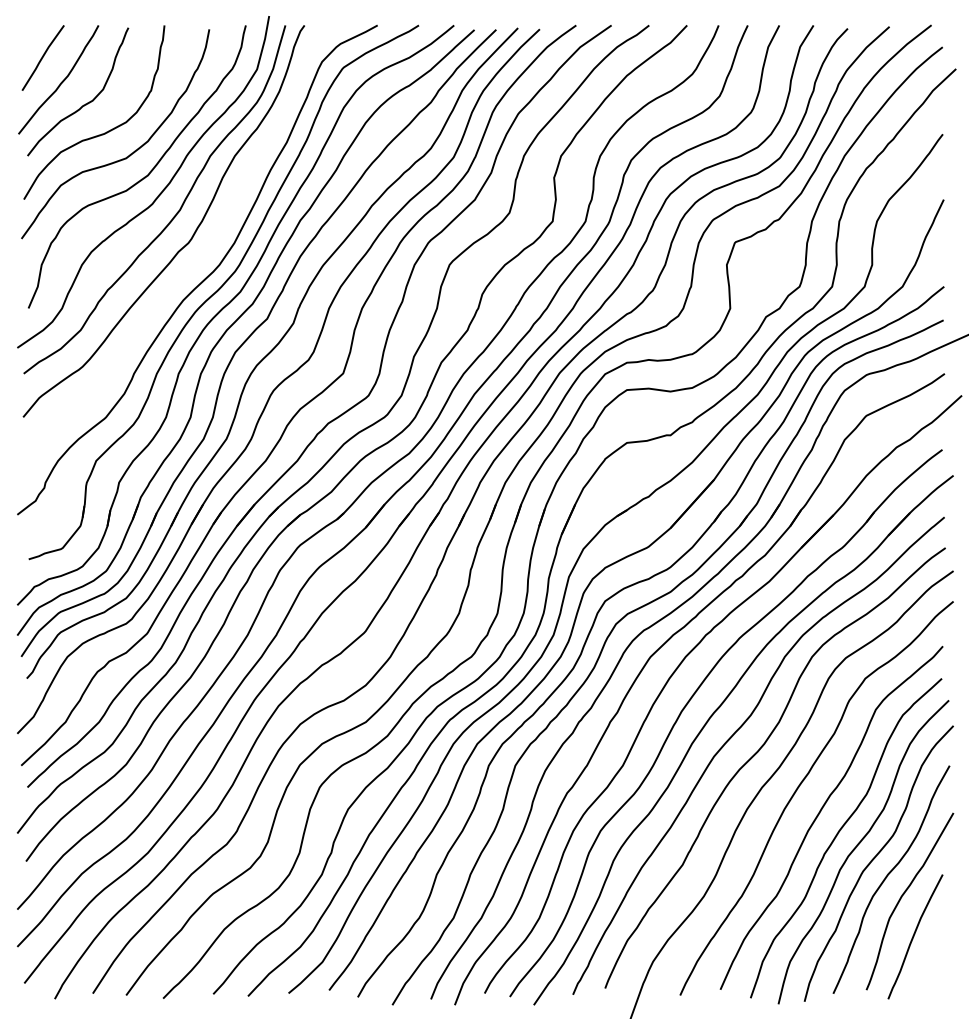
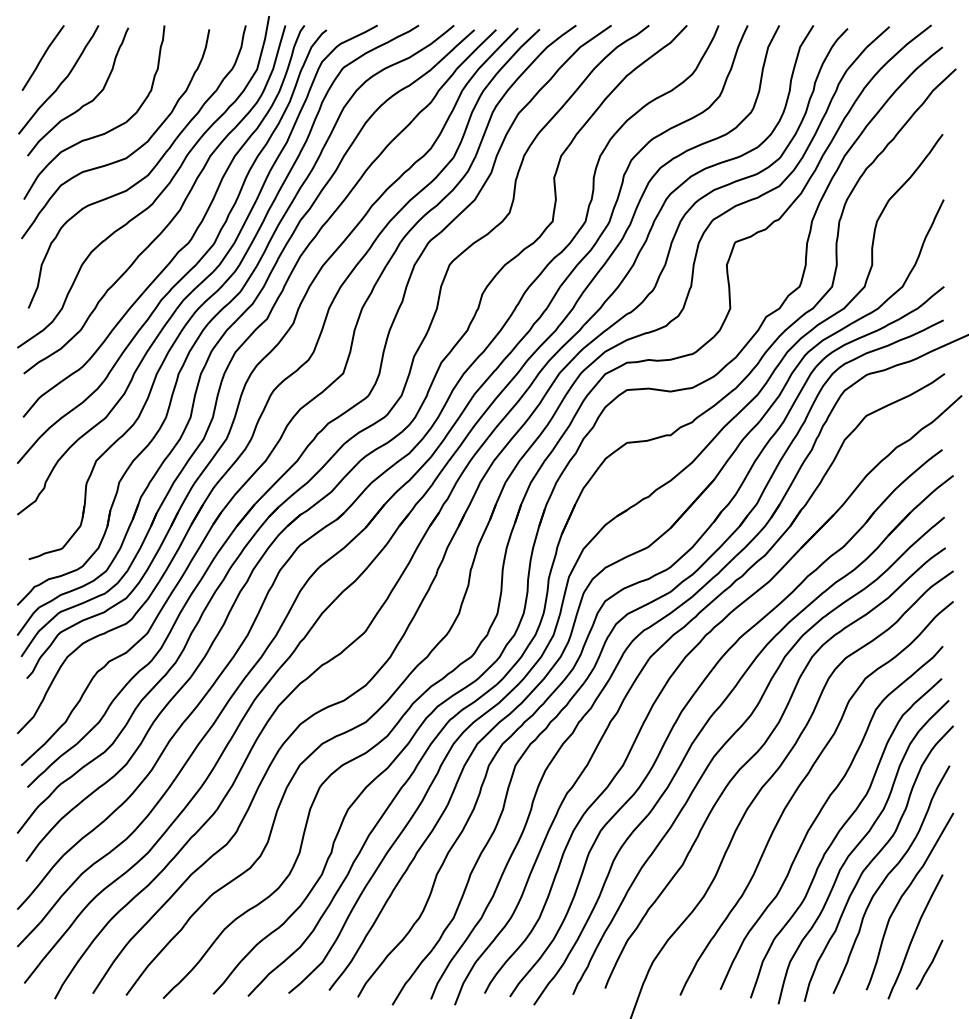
curve: none -> present (192, 266)
line: none -> present (929, 964)
